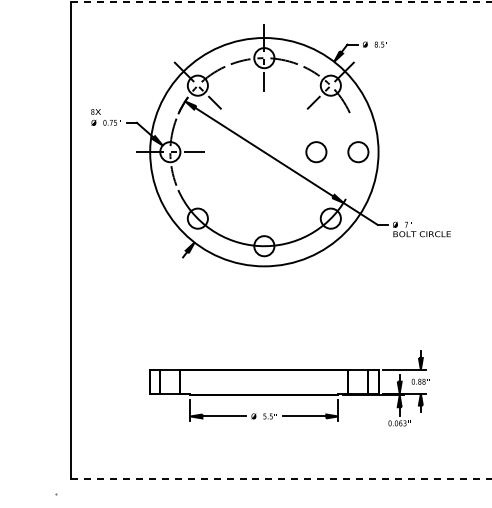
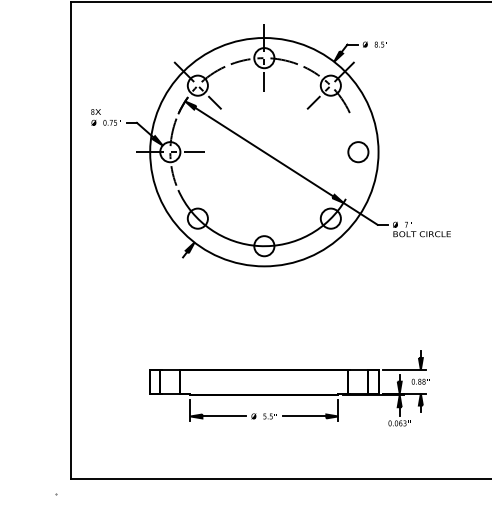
line: dashed -> solid (281, 1)
circle: present -> none (316, 152)
line: dashed -> solid (281, 479)
